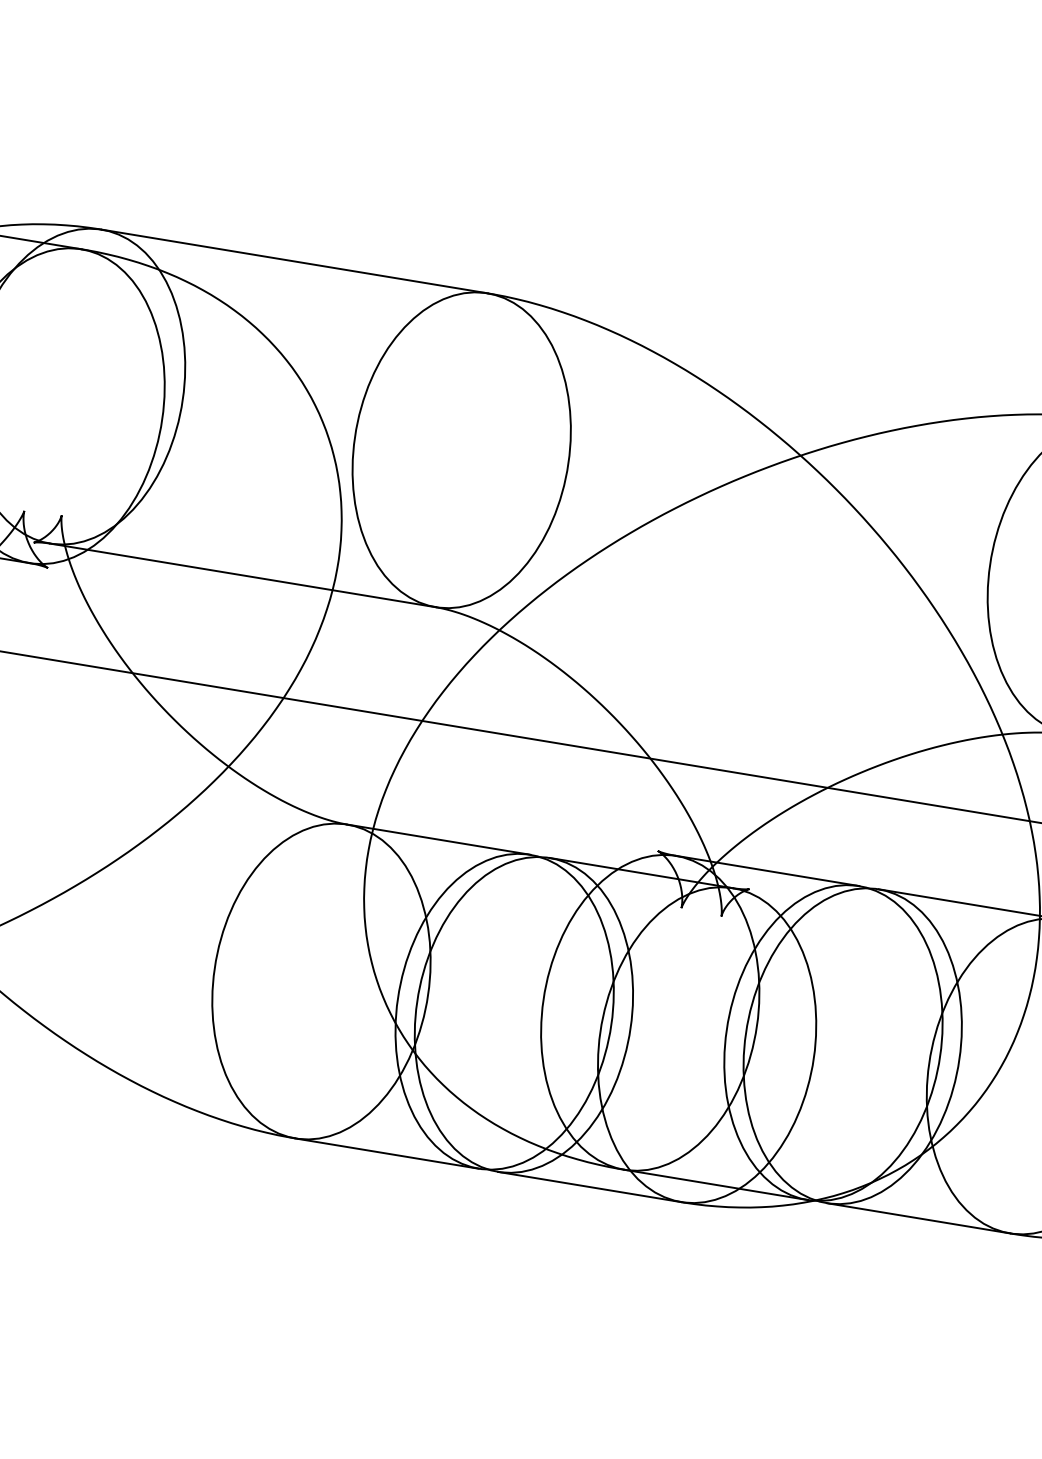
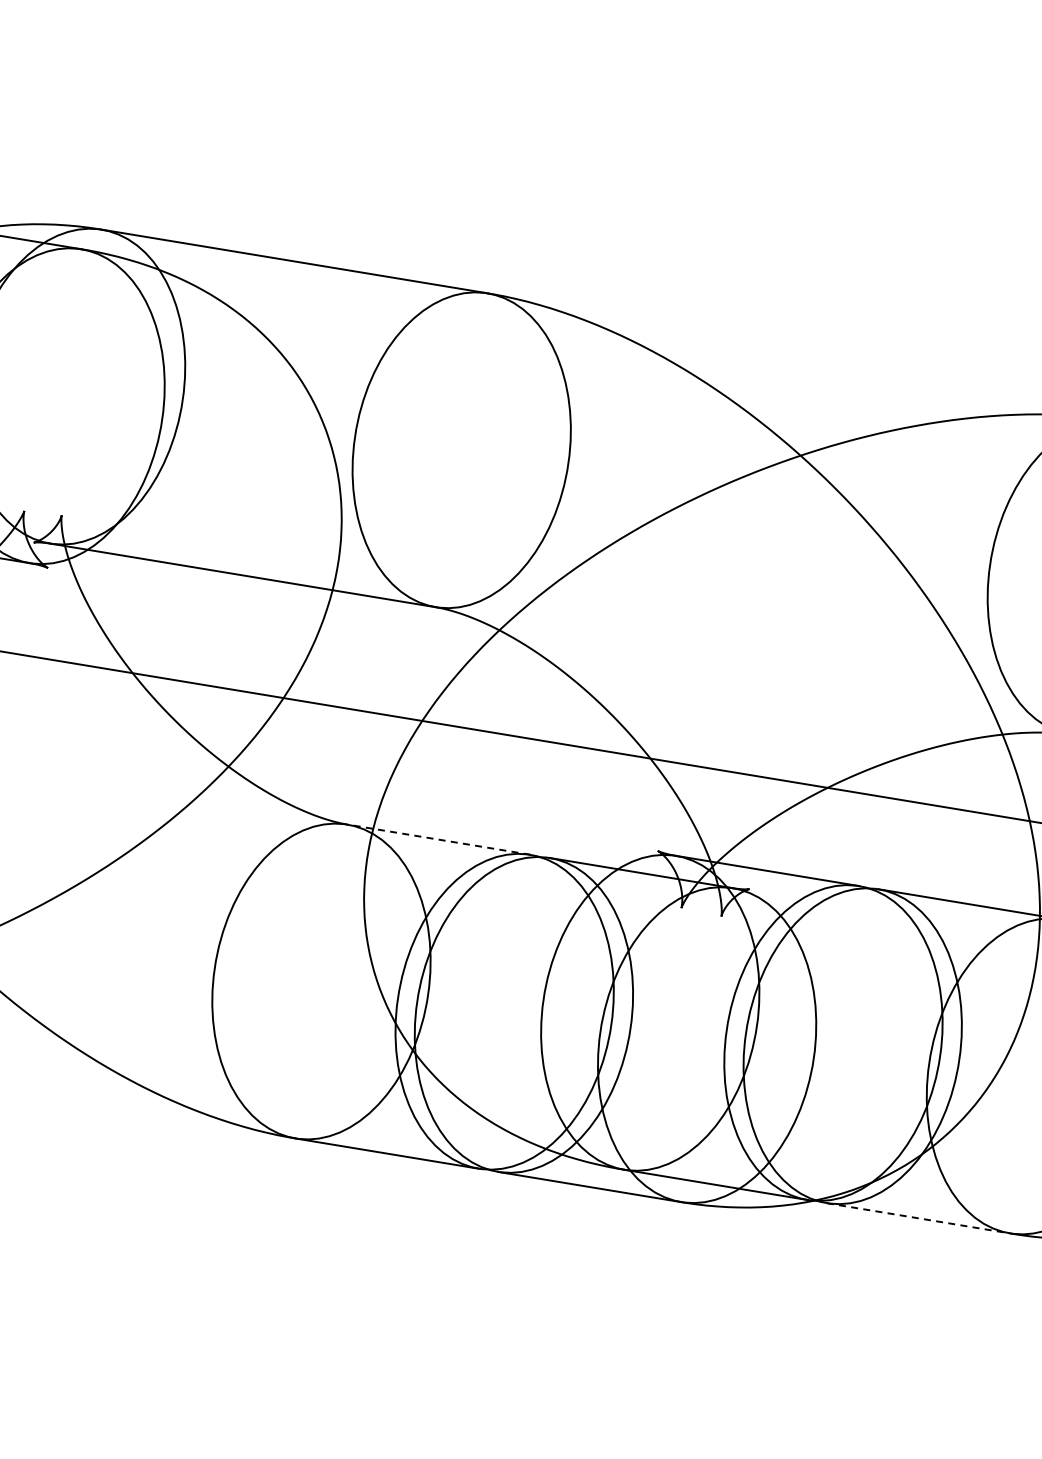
line: solid -> dashed (438, 839)
line: solid -> dashed (918, 1218)
